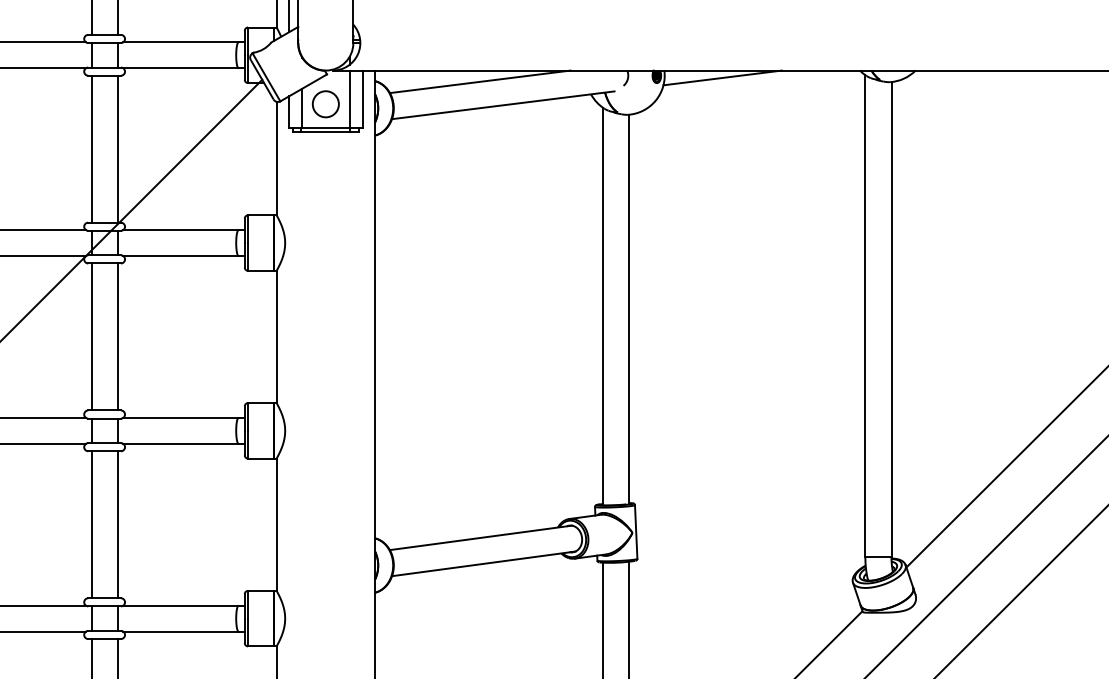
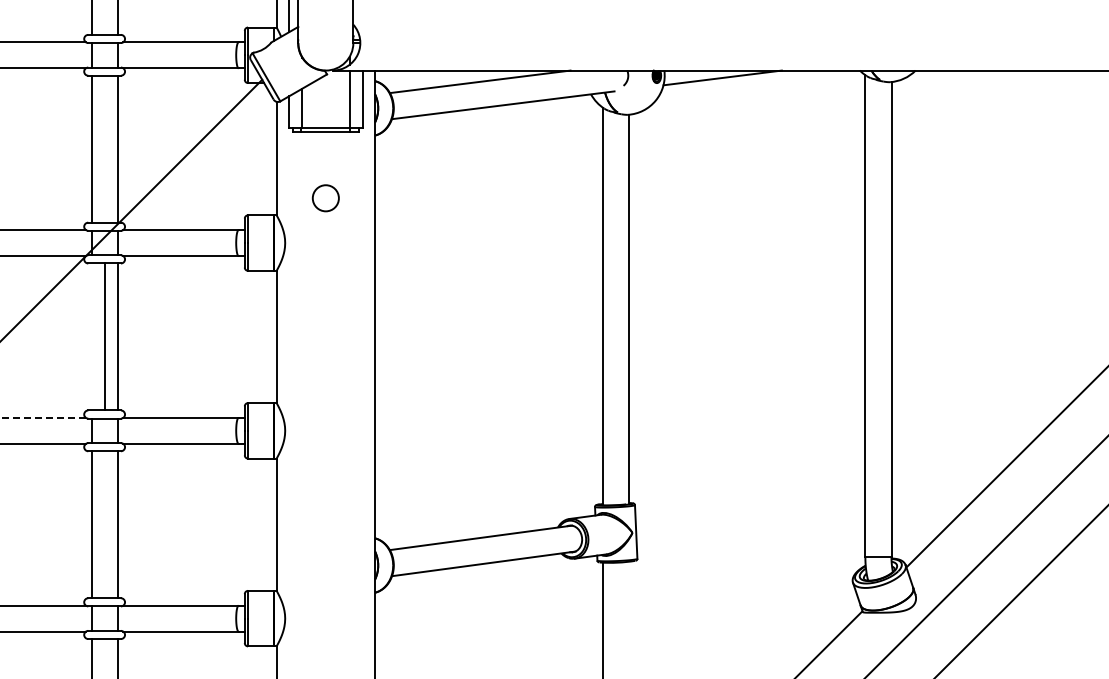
circle position: (325, 104) -> (325, 198) (325, 198)
line position: (91, 336) -> (104, 336) (104, 336)
line: solid -> dashed (43, 417)
line: present -> none (629, 618)
